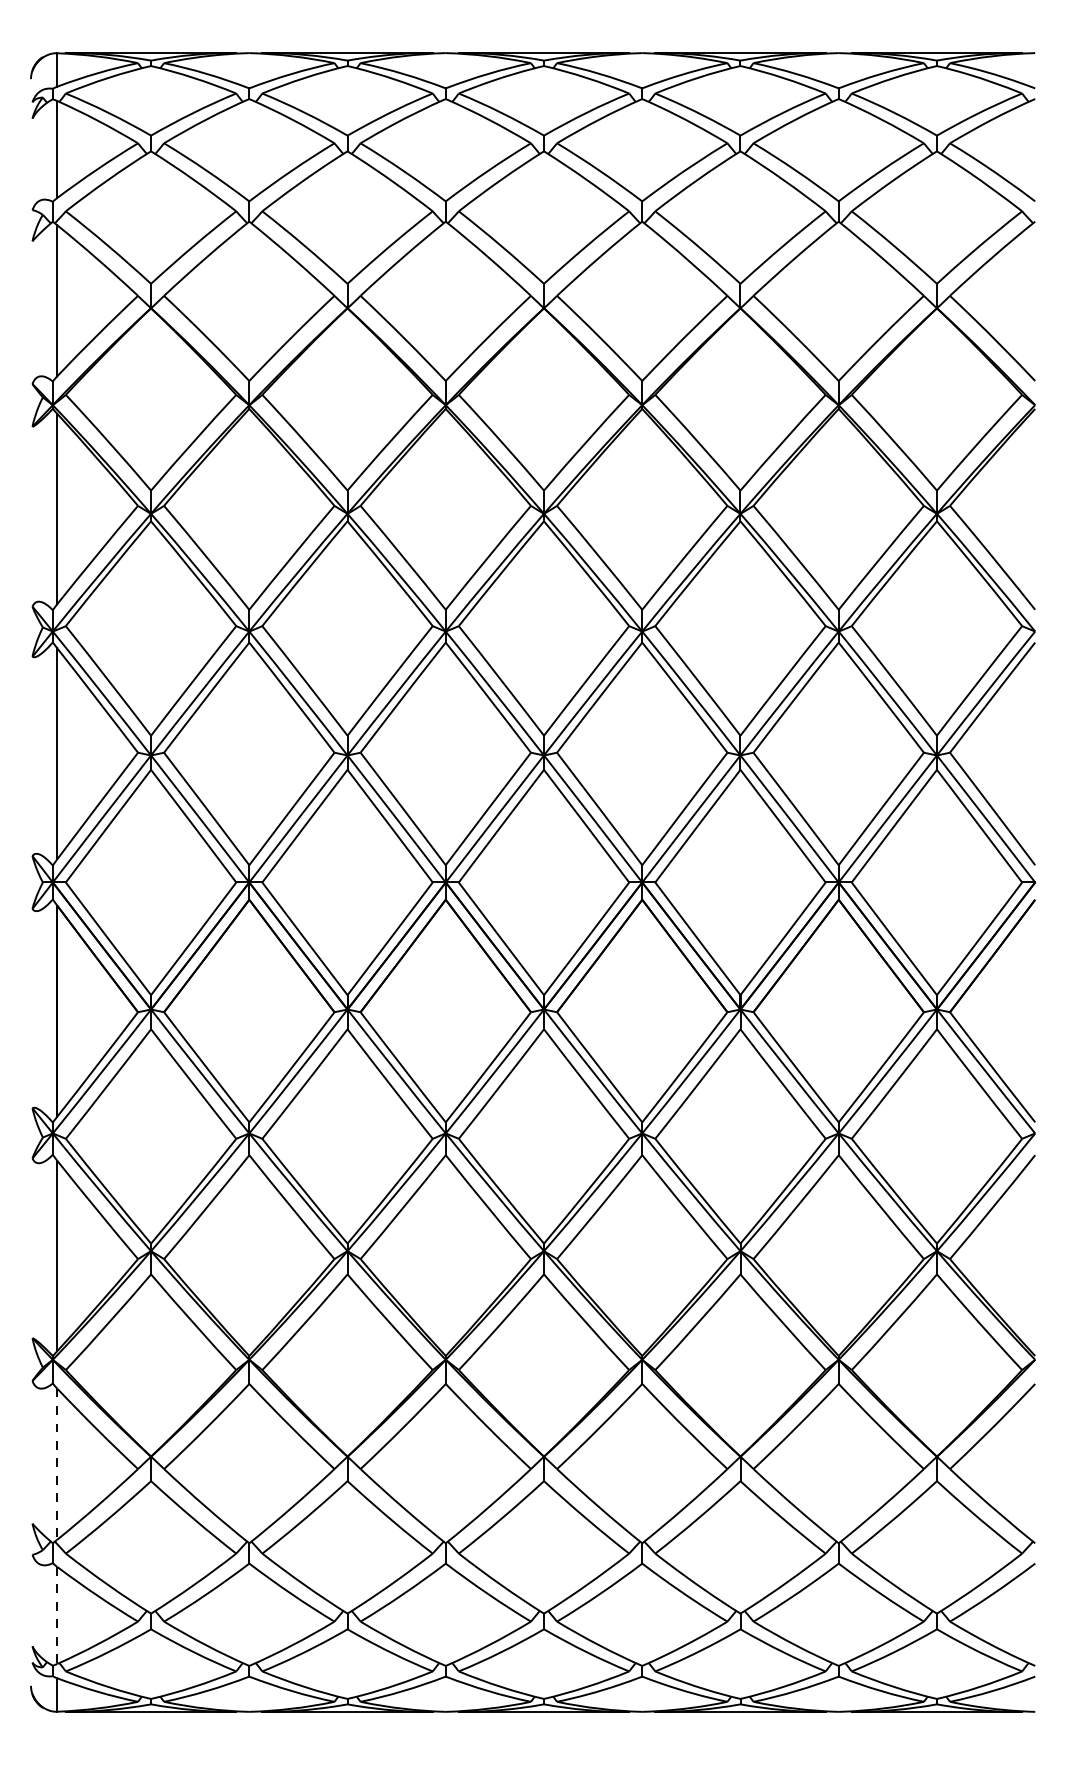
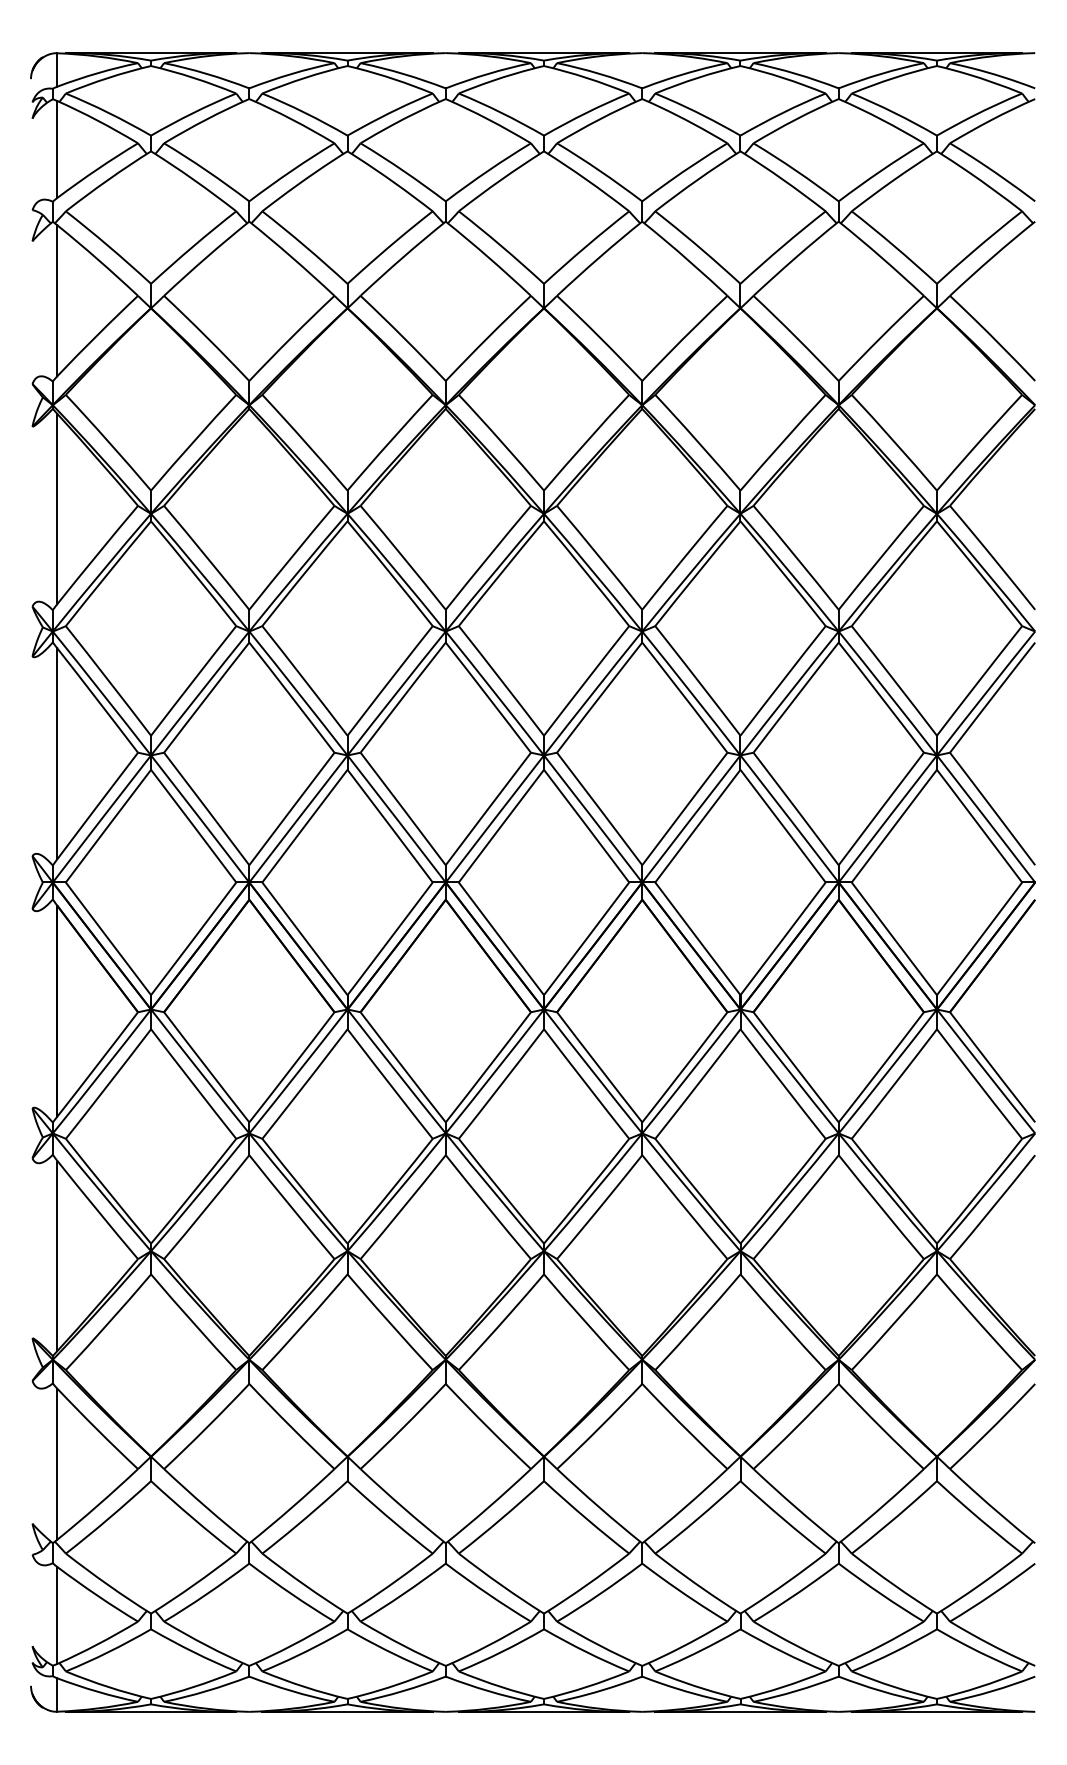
line: dashed -> solid (57, 1464)
line: dashed -> solid (57, 1615)
